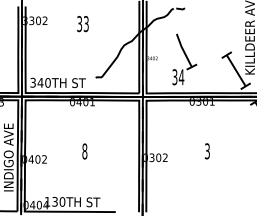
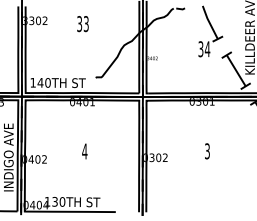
part position: (184, 59) -> (210, 31) (210, 31)
text: 340TH -> 140TH (32, 82)
text: 8 -> 4 (84, 151)
